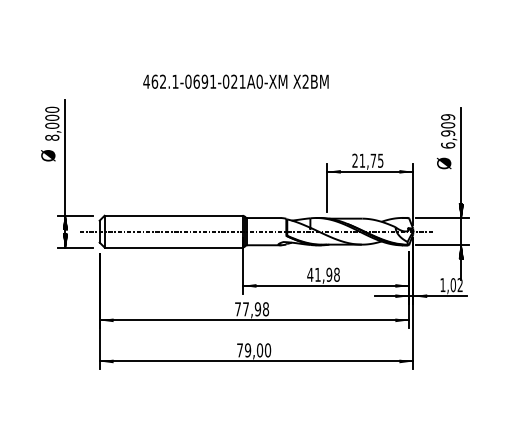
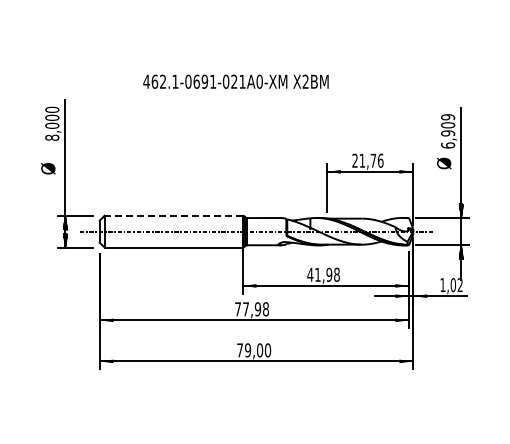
text position: (48, 155) -> (48, 168) (48, 168)
text: 21,75 -> 21,76 (380, 160)
line: solid -> dashed (173, 215)
